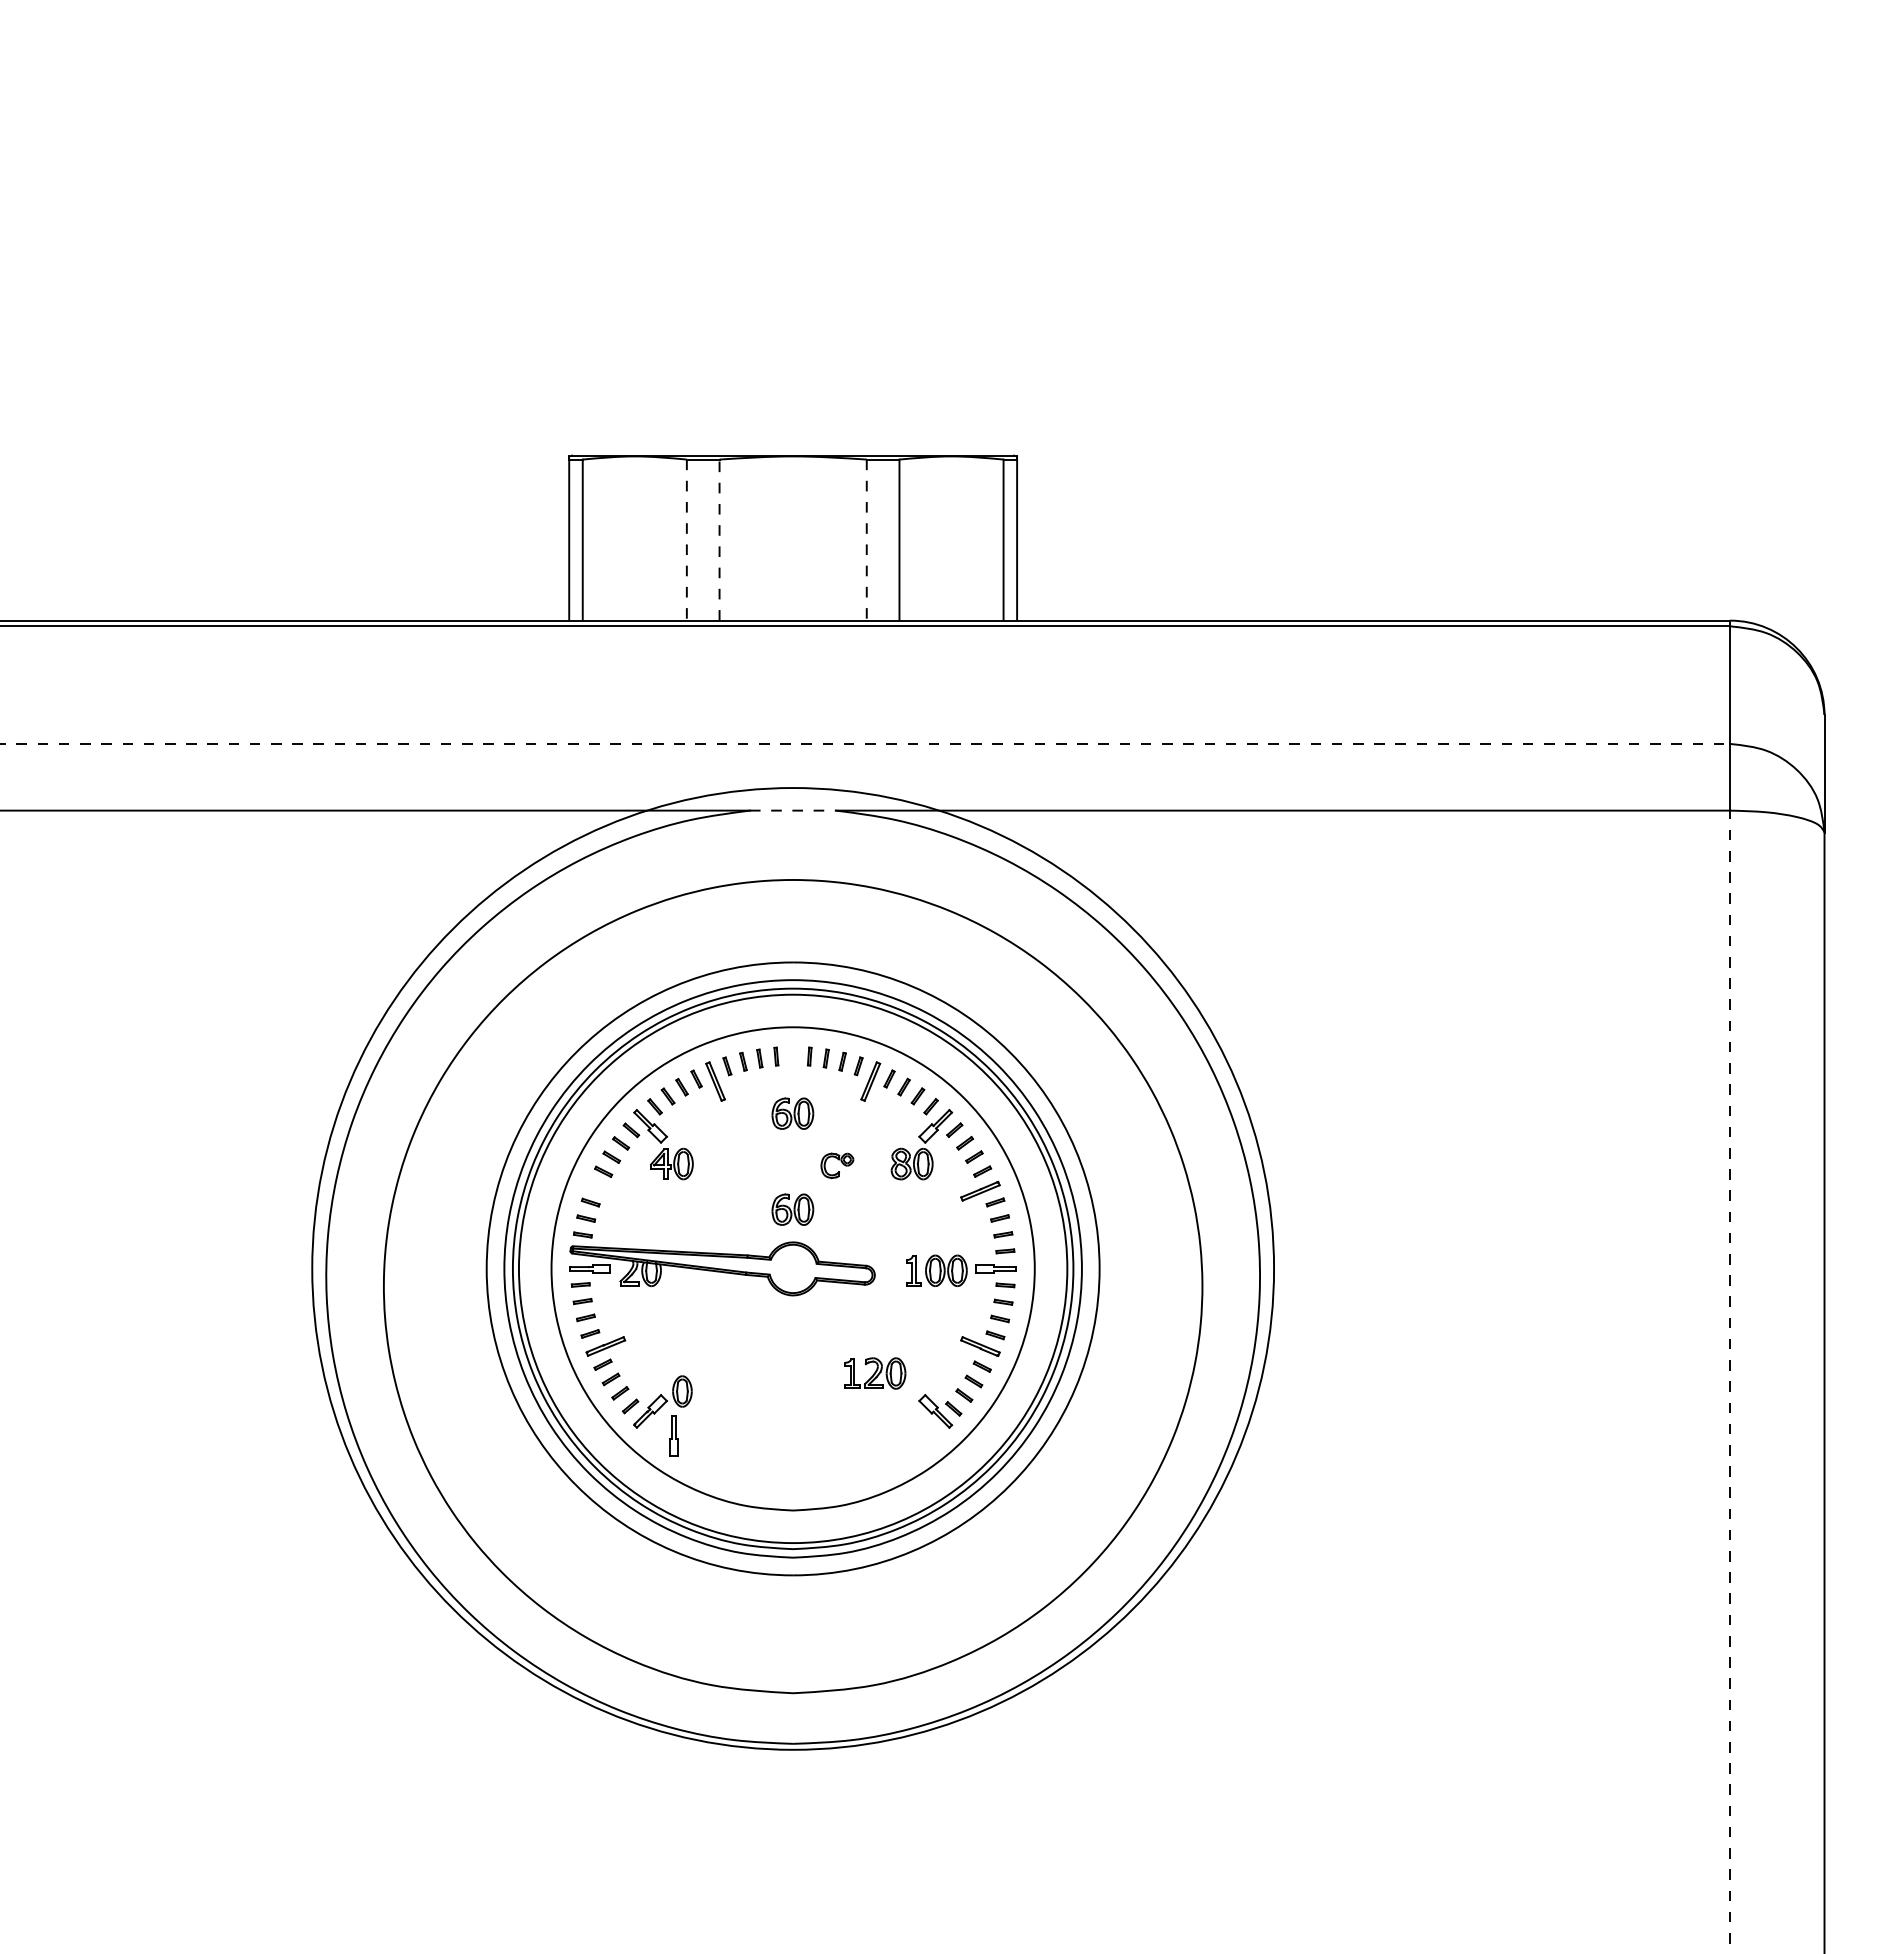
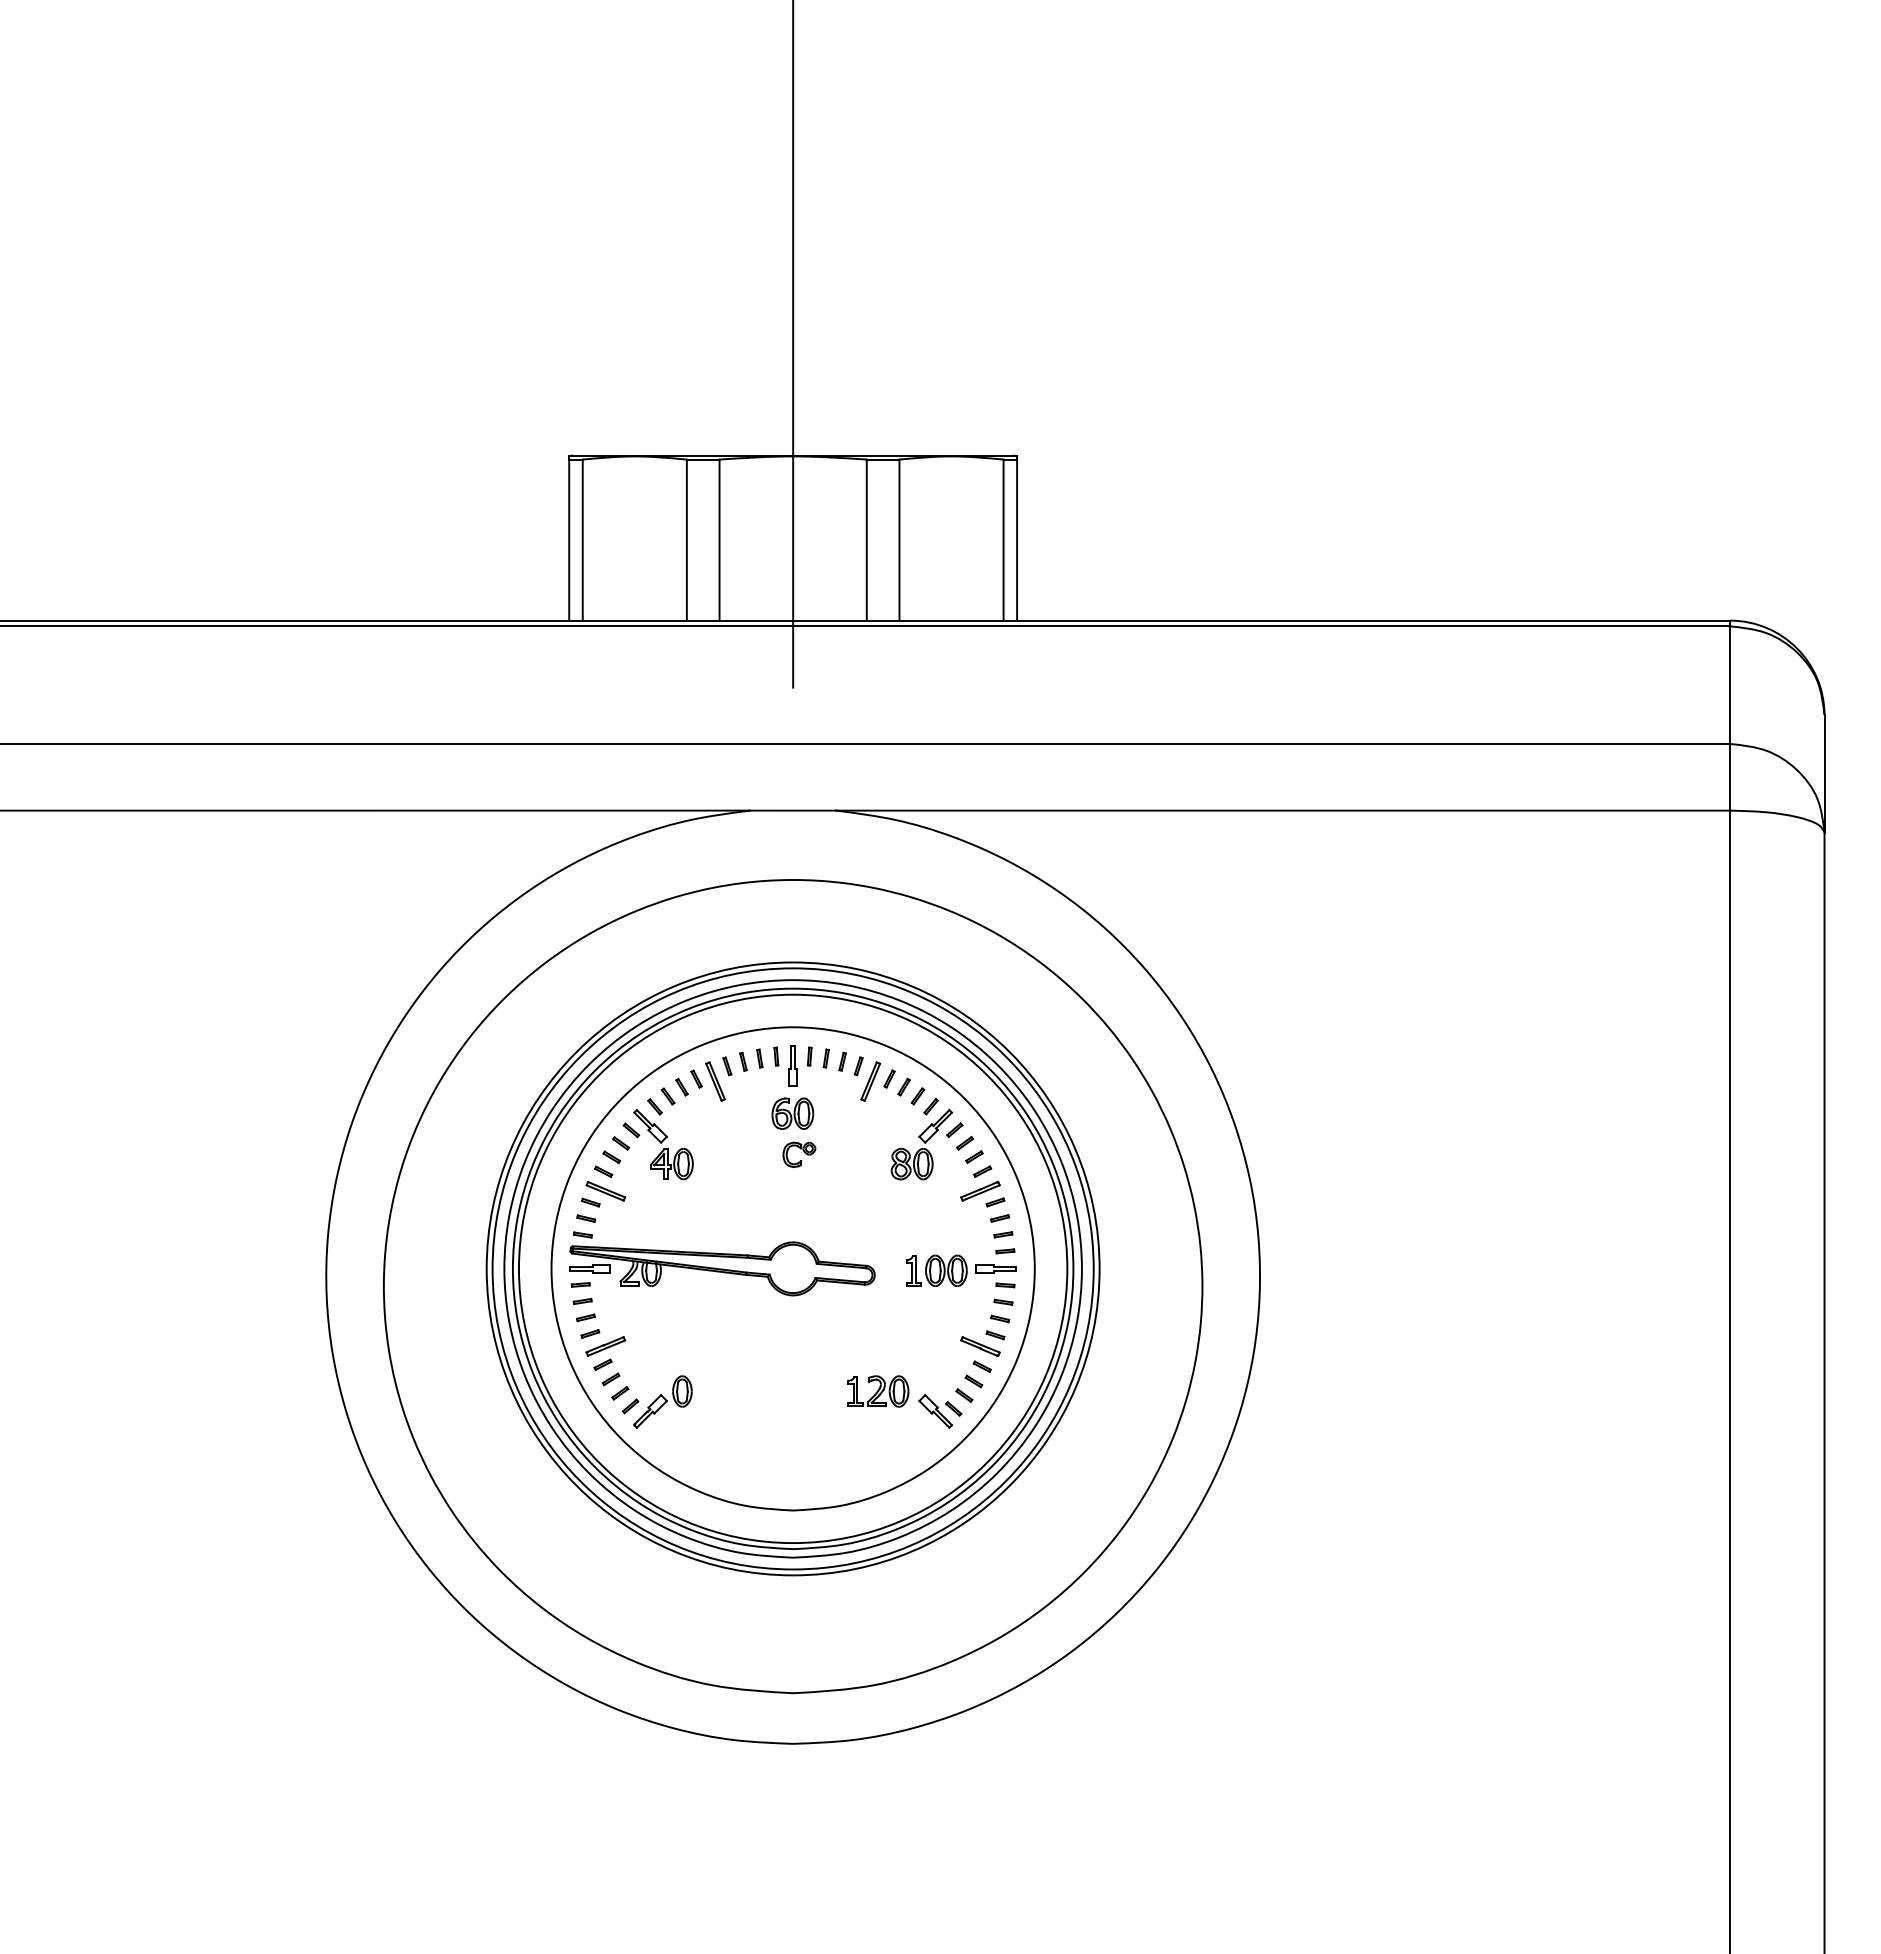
line: none -> present (793, 345)
line: dashed -> solid (686, 540)
line: dashed -> solid (719, 540)
line: dashed -> solid (866, 540)
line: dashed -> solid (865, 743)
line: dashed -> solid (793, 810)
part position: (837, 1165) -> (799, 1154) (799, 1154)
part: none -> present (605, 1190)
part: present -> none (792, 1209)
circle diameter: 962 px -> 601 px (792, 1268)
part position: (875, 1373) -> (878, 1391) (878, 1391)
line: dashed -> solid (1730, 1381)
part position: (673, 1435) -> (792, 1065) (792, 1065)
